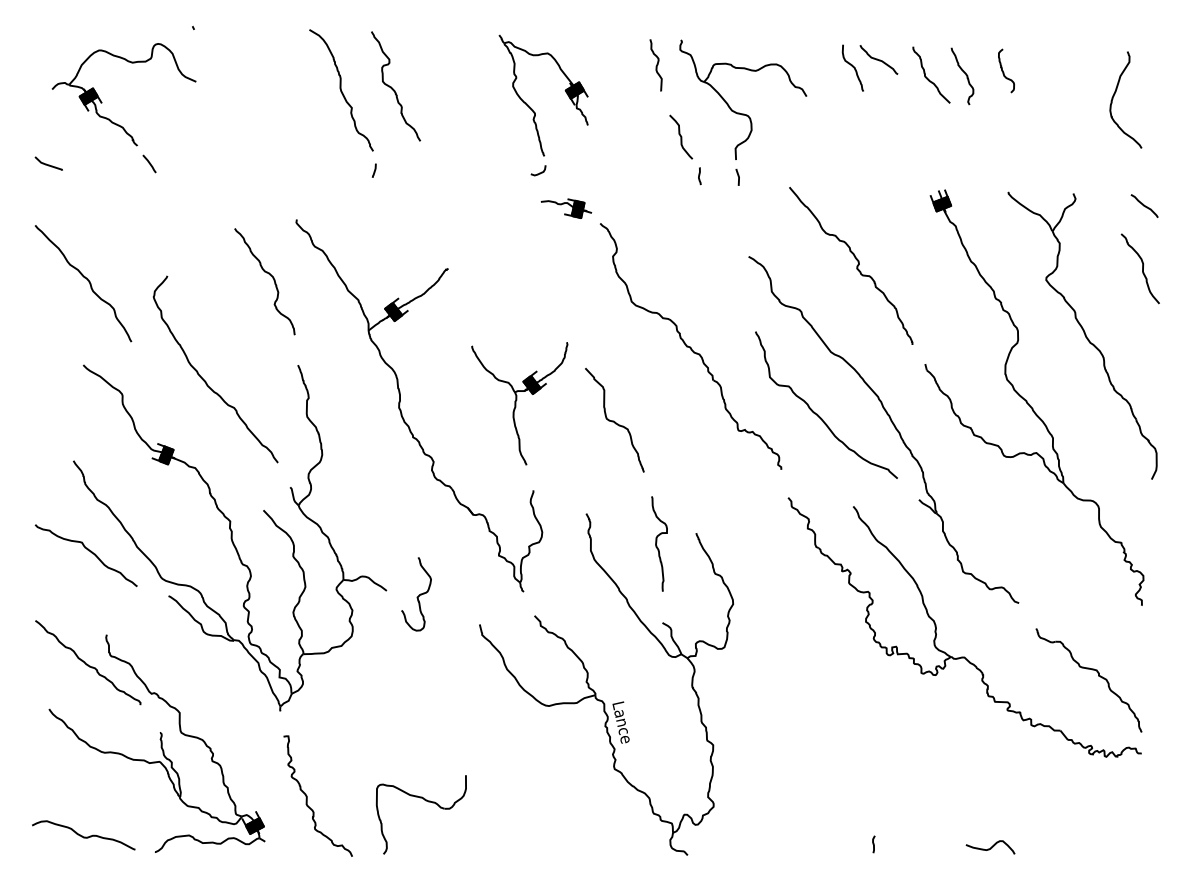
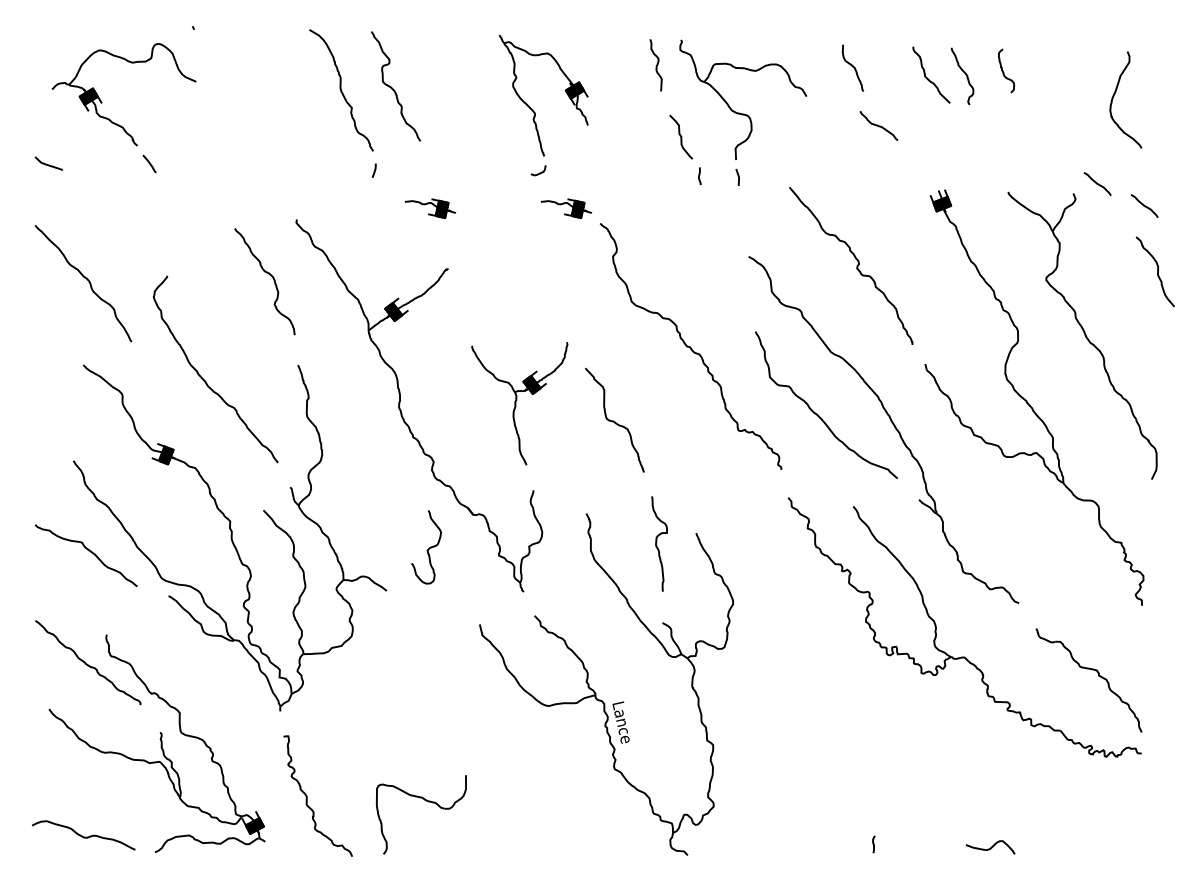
curve position: (878, 59) -> (878, 125) (878, 125)
curve: none -> present (1097, 183)
part: none -> present (430, 208)
curve position: (1142, 268) -> (1157, 271) (1157, 271)
curve position: (418, 595) -> (428, 548) (428, 548)
